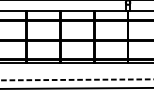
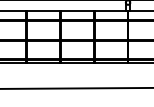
line: present -> none (76, 79)
